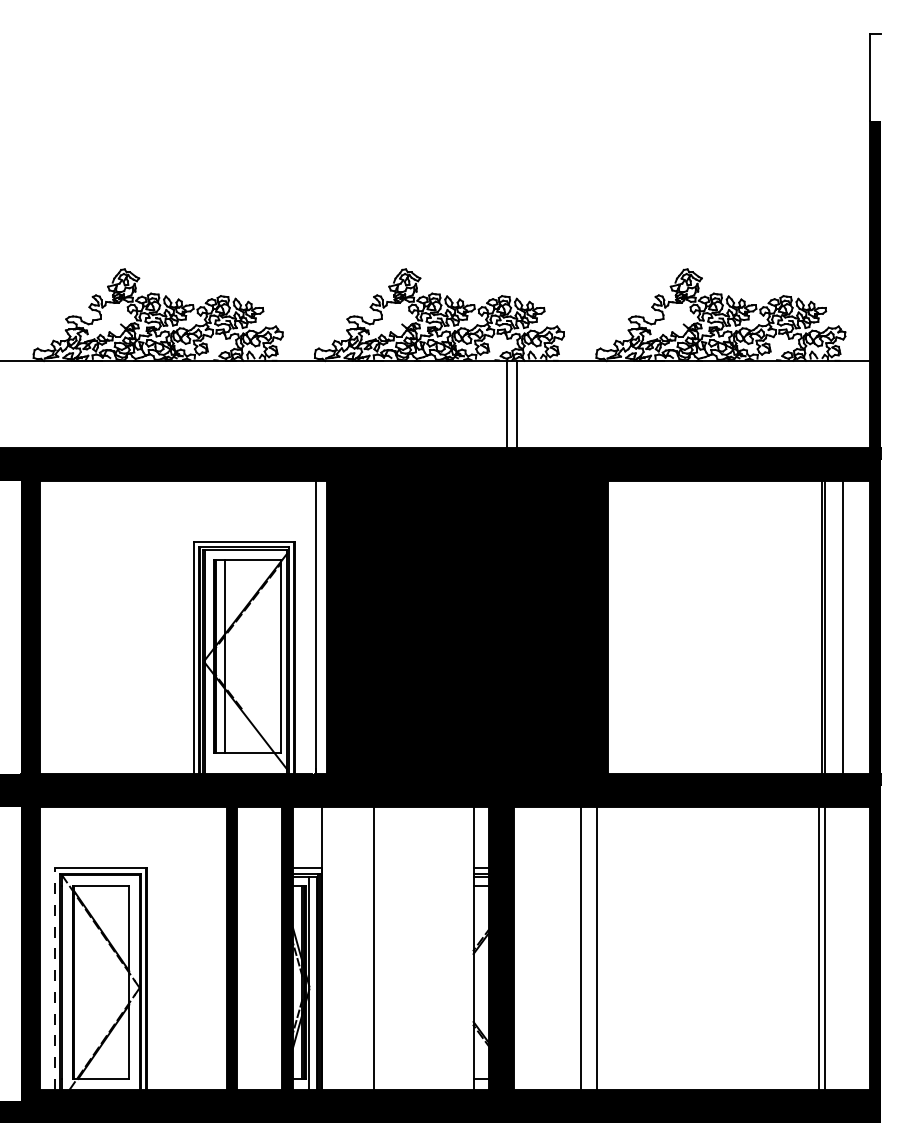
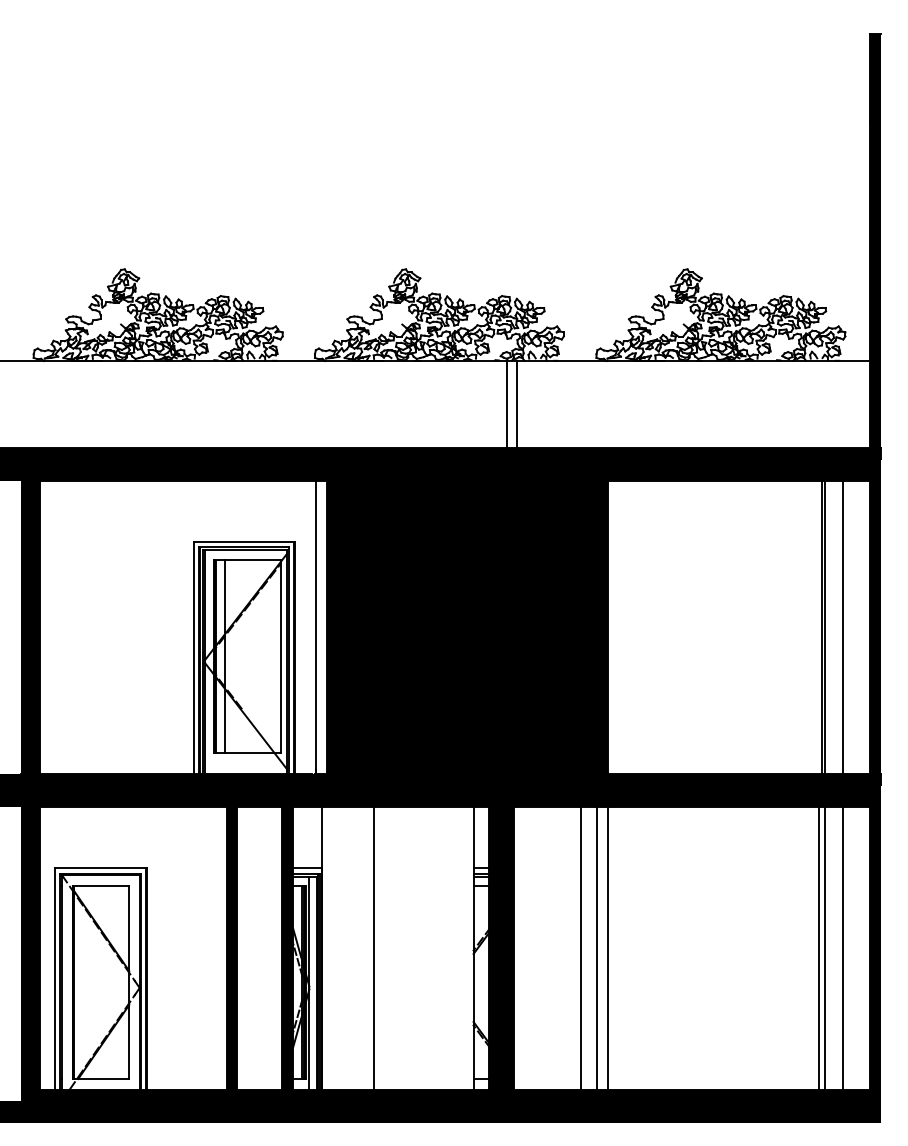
fill: none -> present (874, 77)
line: none -> present (608, 947)
line: none -> present (843, 947)
line: dashed -> solid (55, 979)
